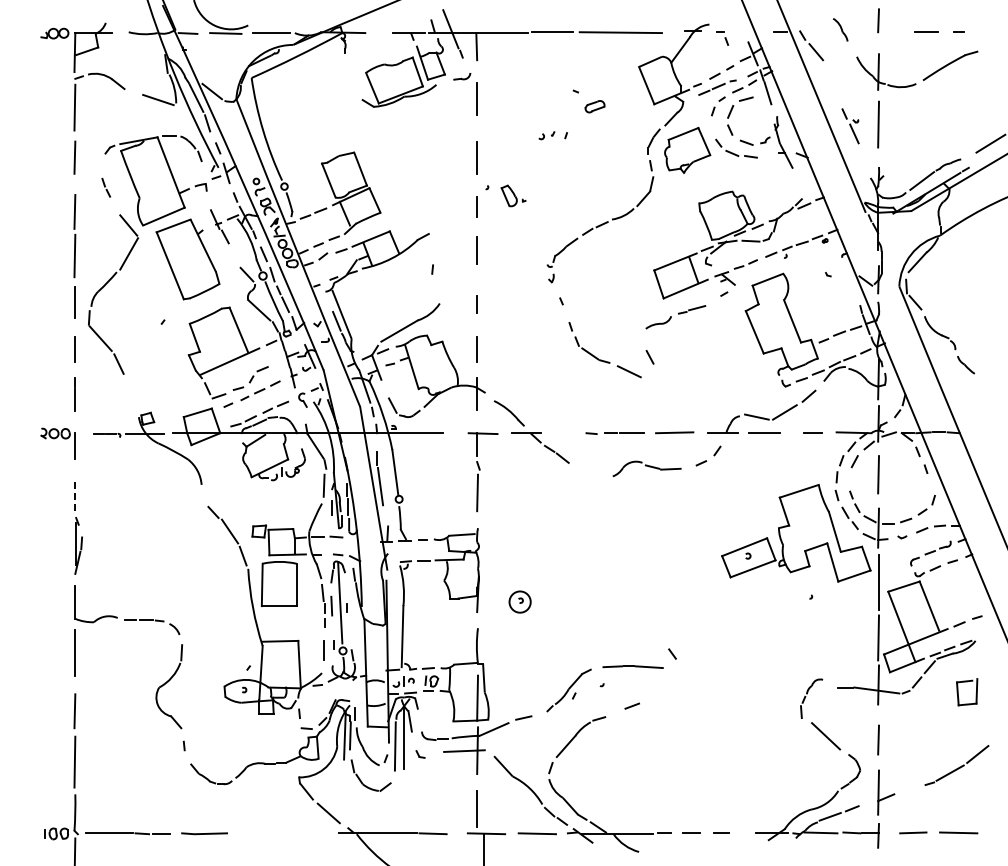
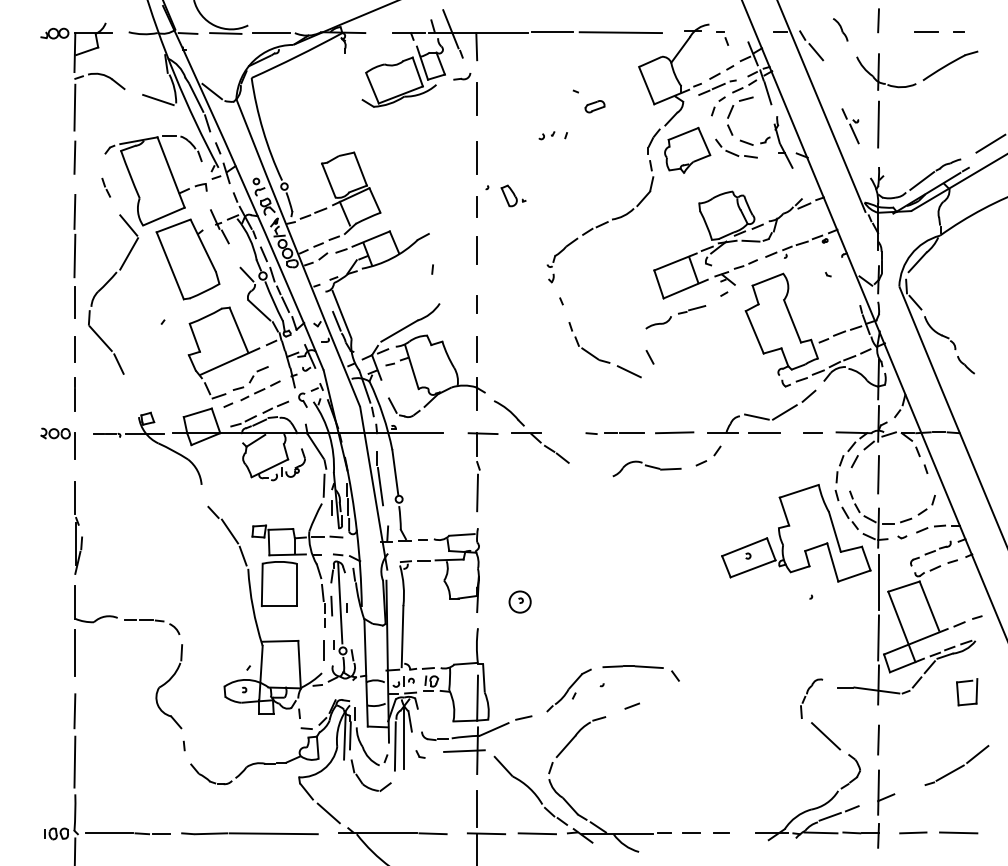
line: dashed -> solid (75, 498)
line position: (672, 653) -> (675, 675) (675, 675)
line: none -> present (273, 833)
line position: (484, 848) -> (477, 848) (477, 848)
